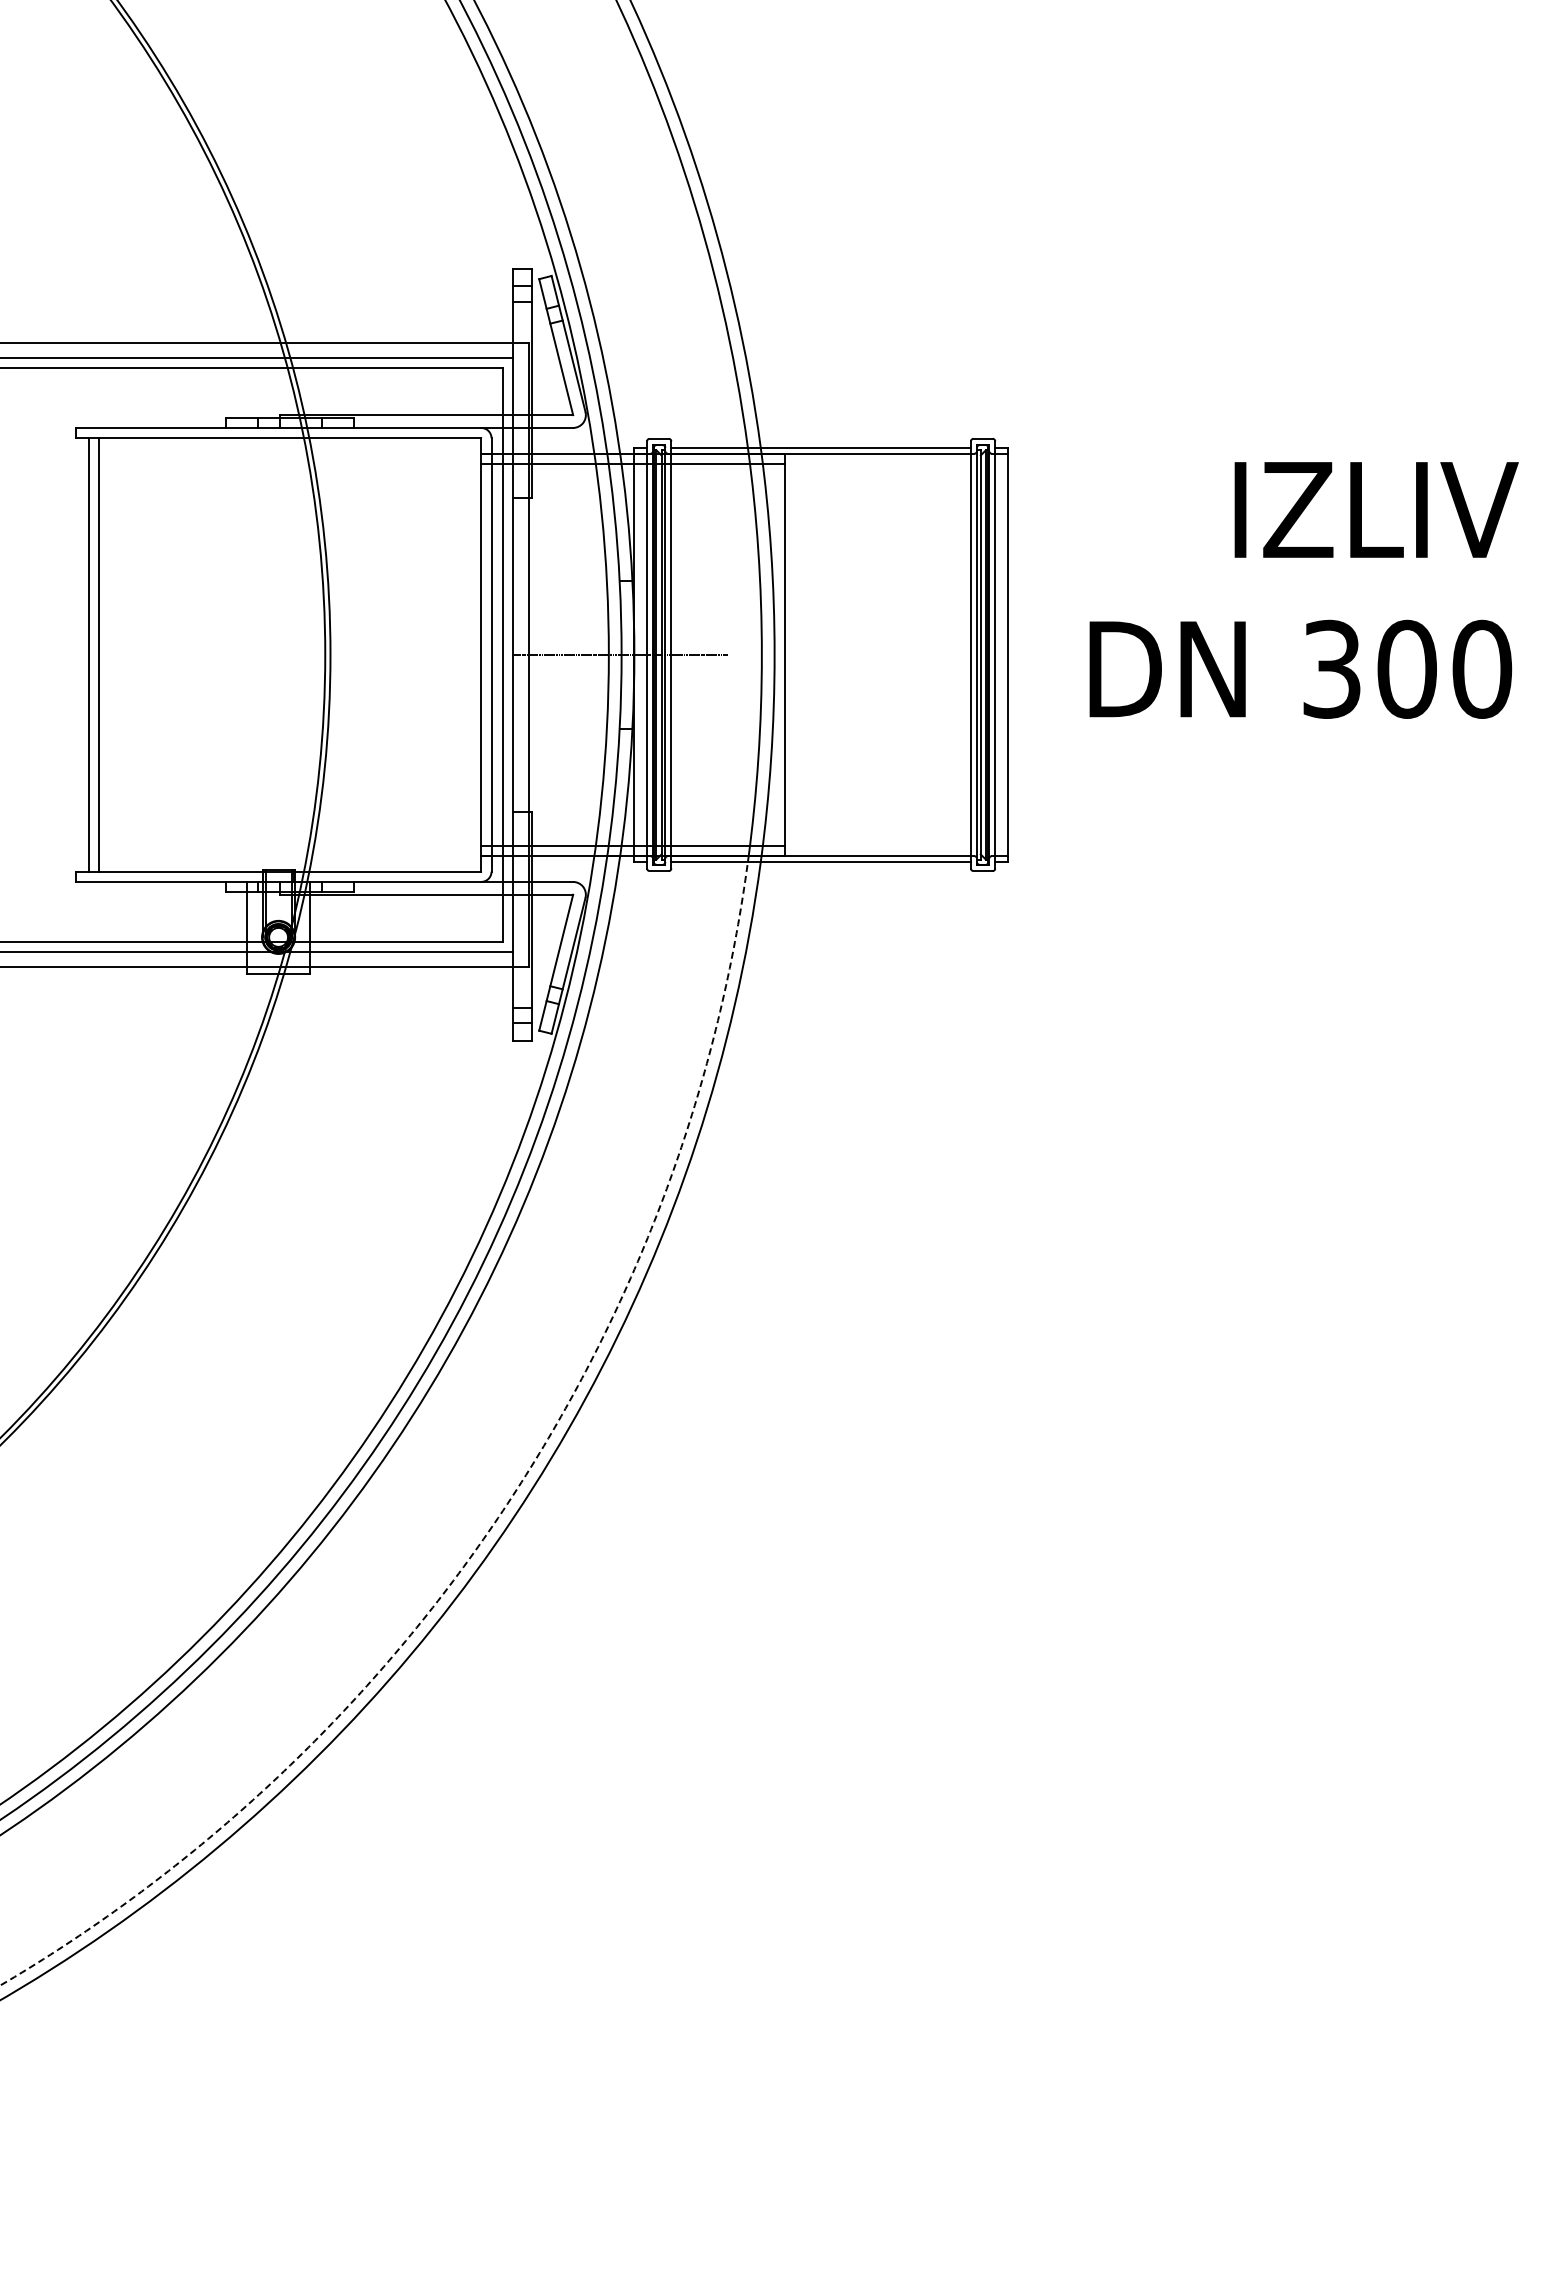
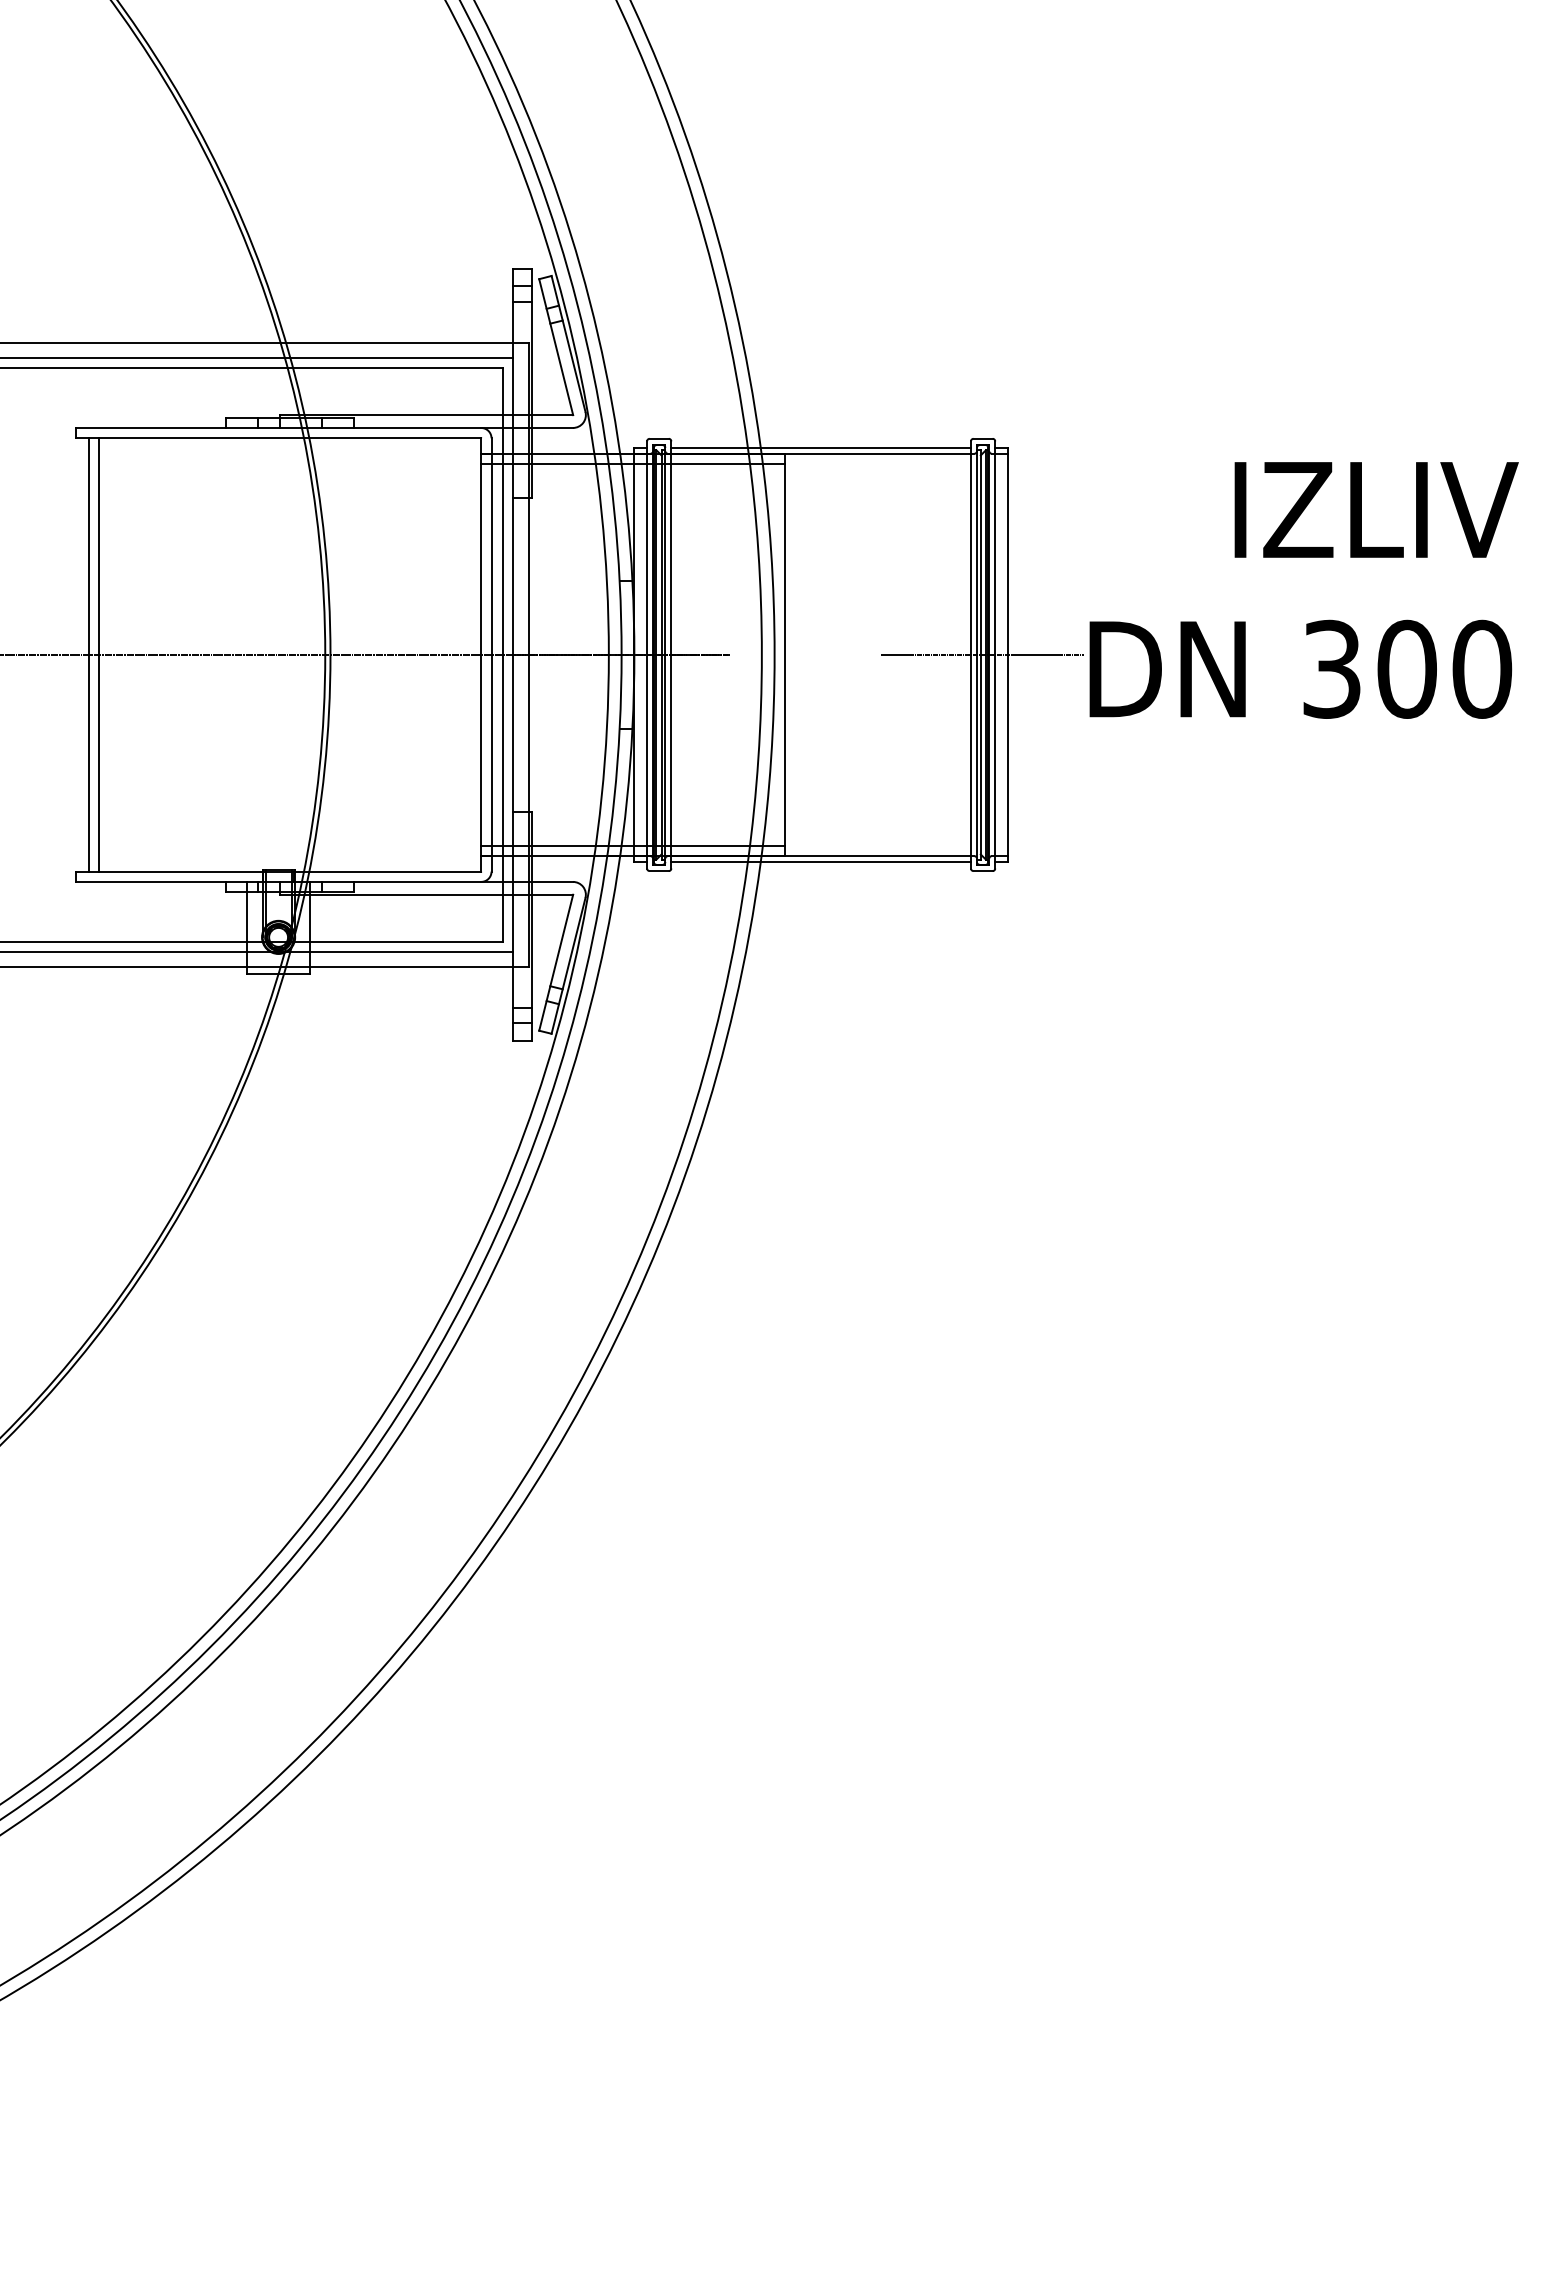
line: none -> present (366, 654)
line: none -> present (982, 654)
arc: dashed -> solid (503, 1510)
